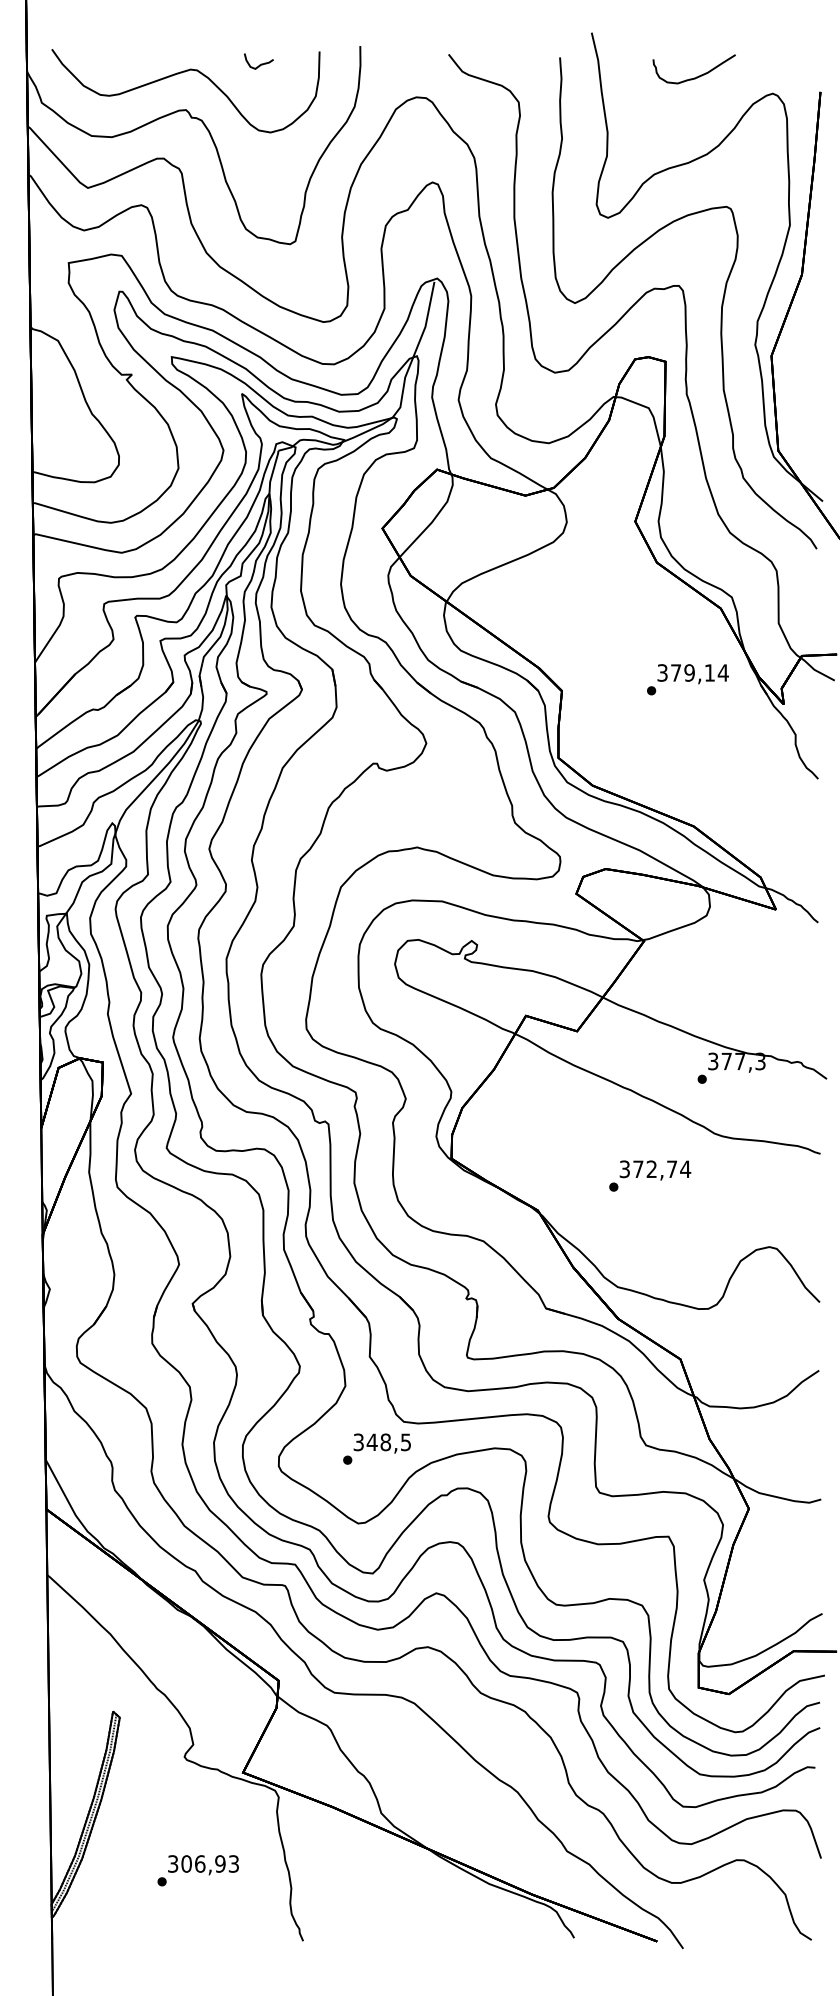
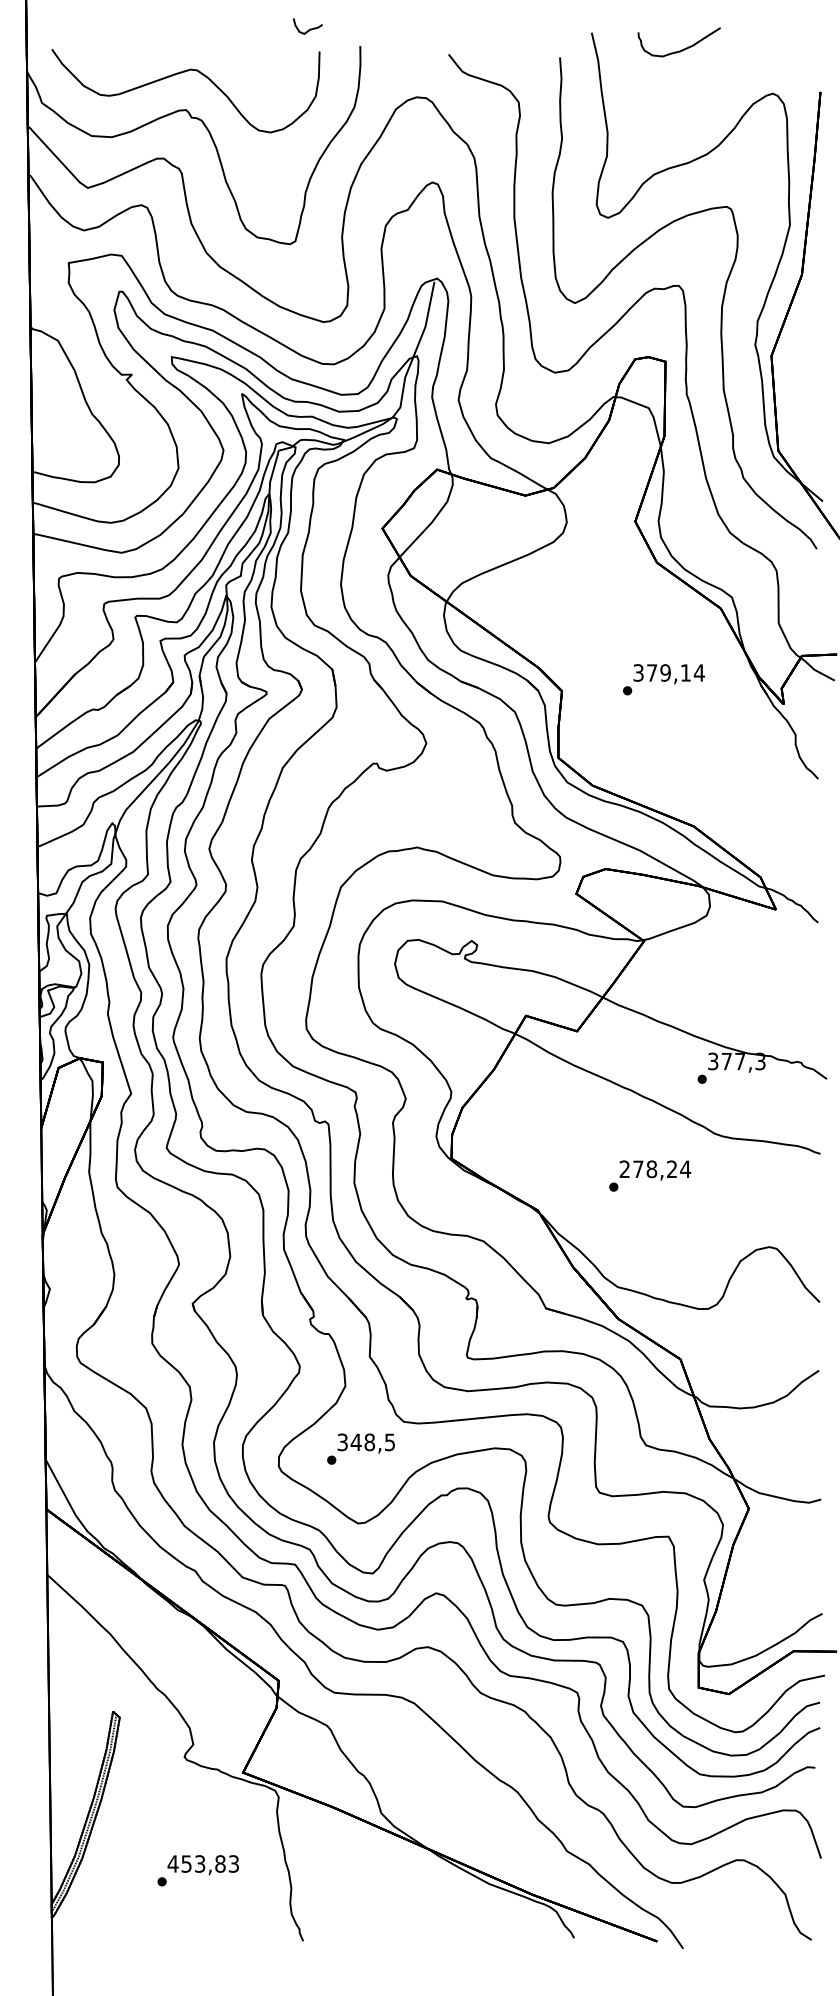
curve position: (259, 64) -> (308, 29) (308, 29)
curve position: (696, 76) -> (681, 49) (681, 49)
text position: (687, 679) -> (663, 679) (663, 679)
text: 372,74 -> 278,24 (648, 1169)
text position: (376, 1448) -> (360, 1448) (360, 1448)
text: 306,93 -> 453,83 (196, 1863)
